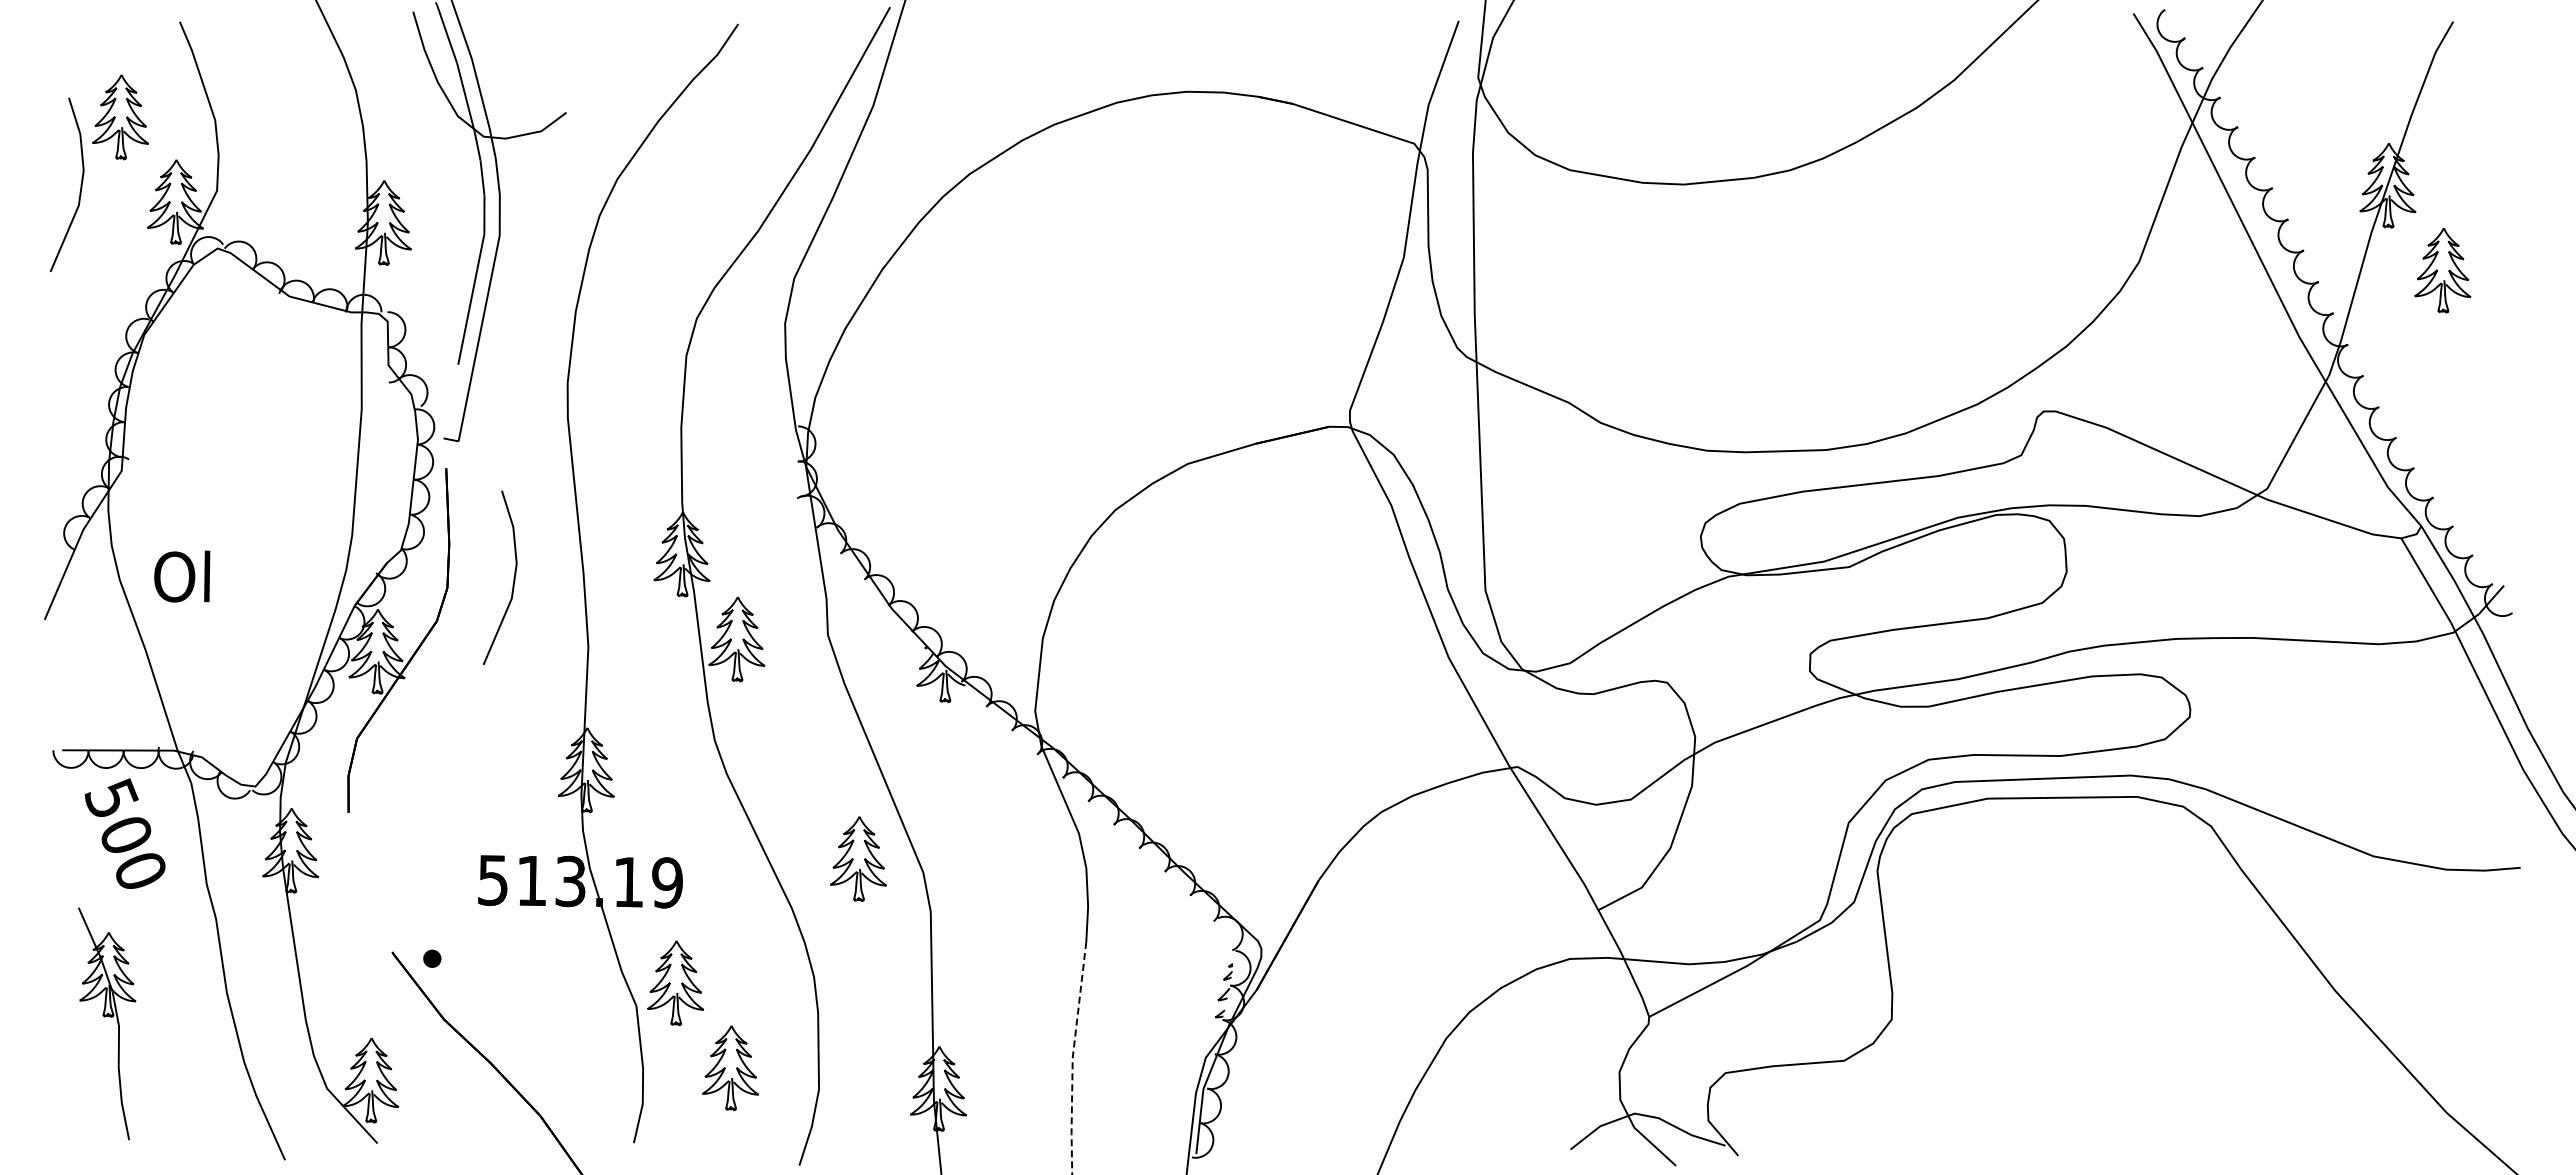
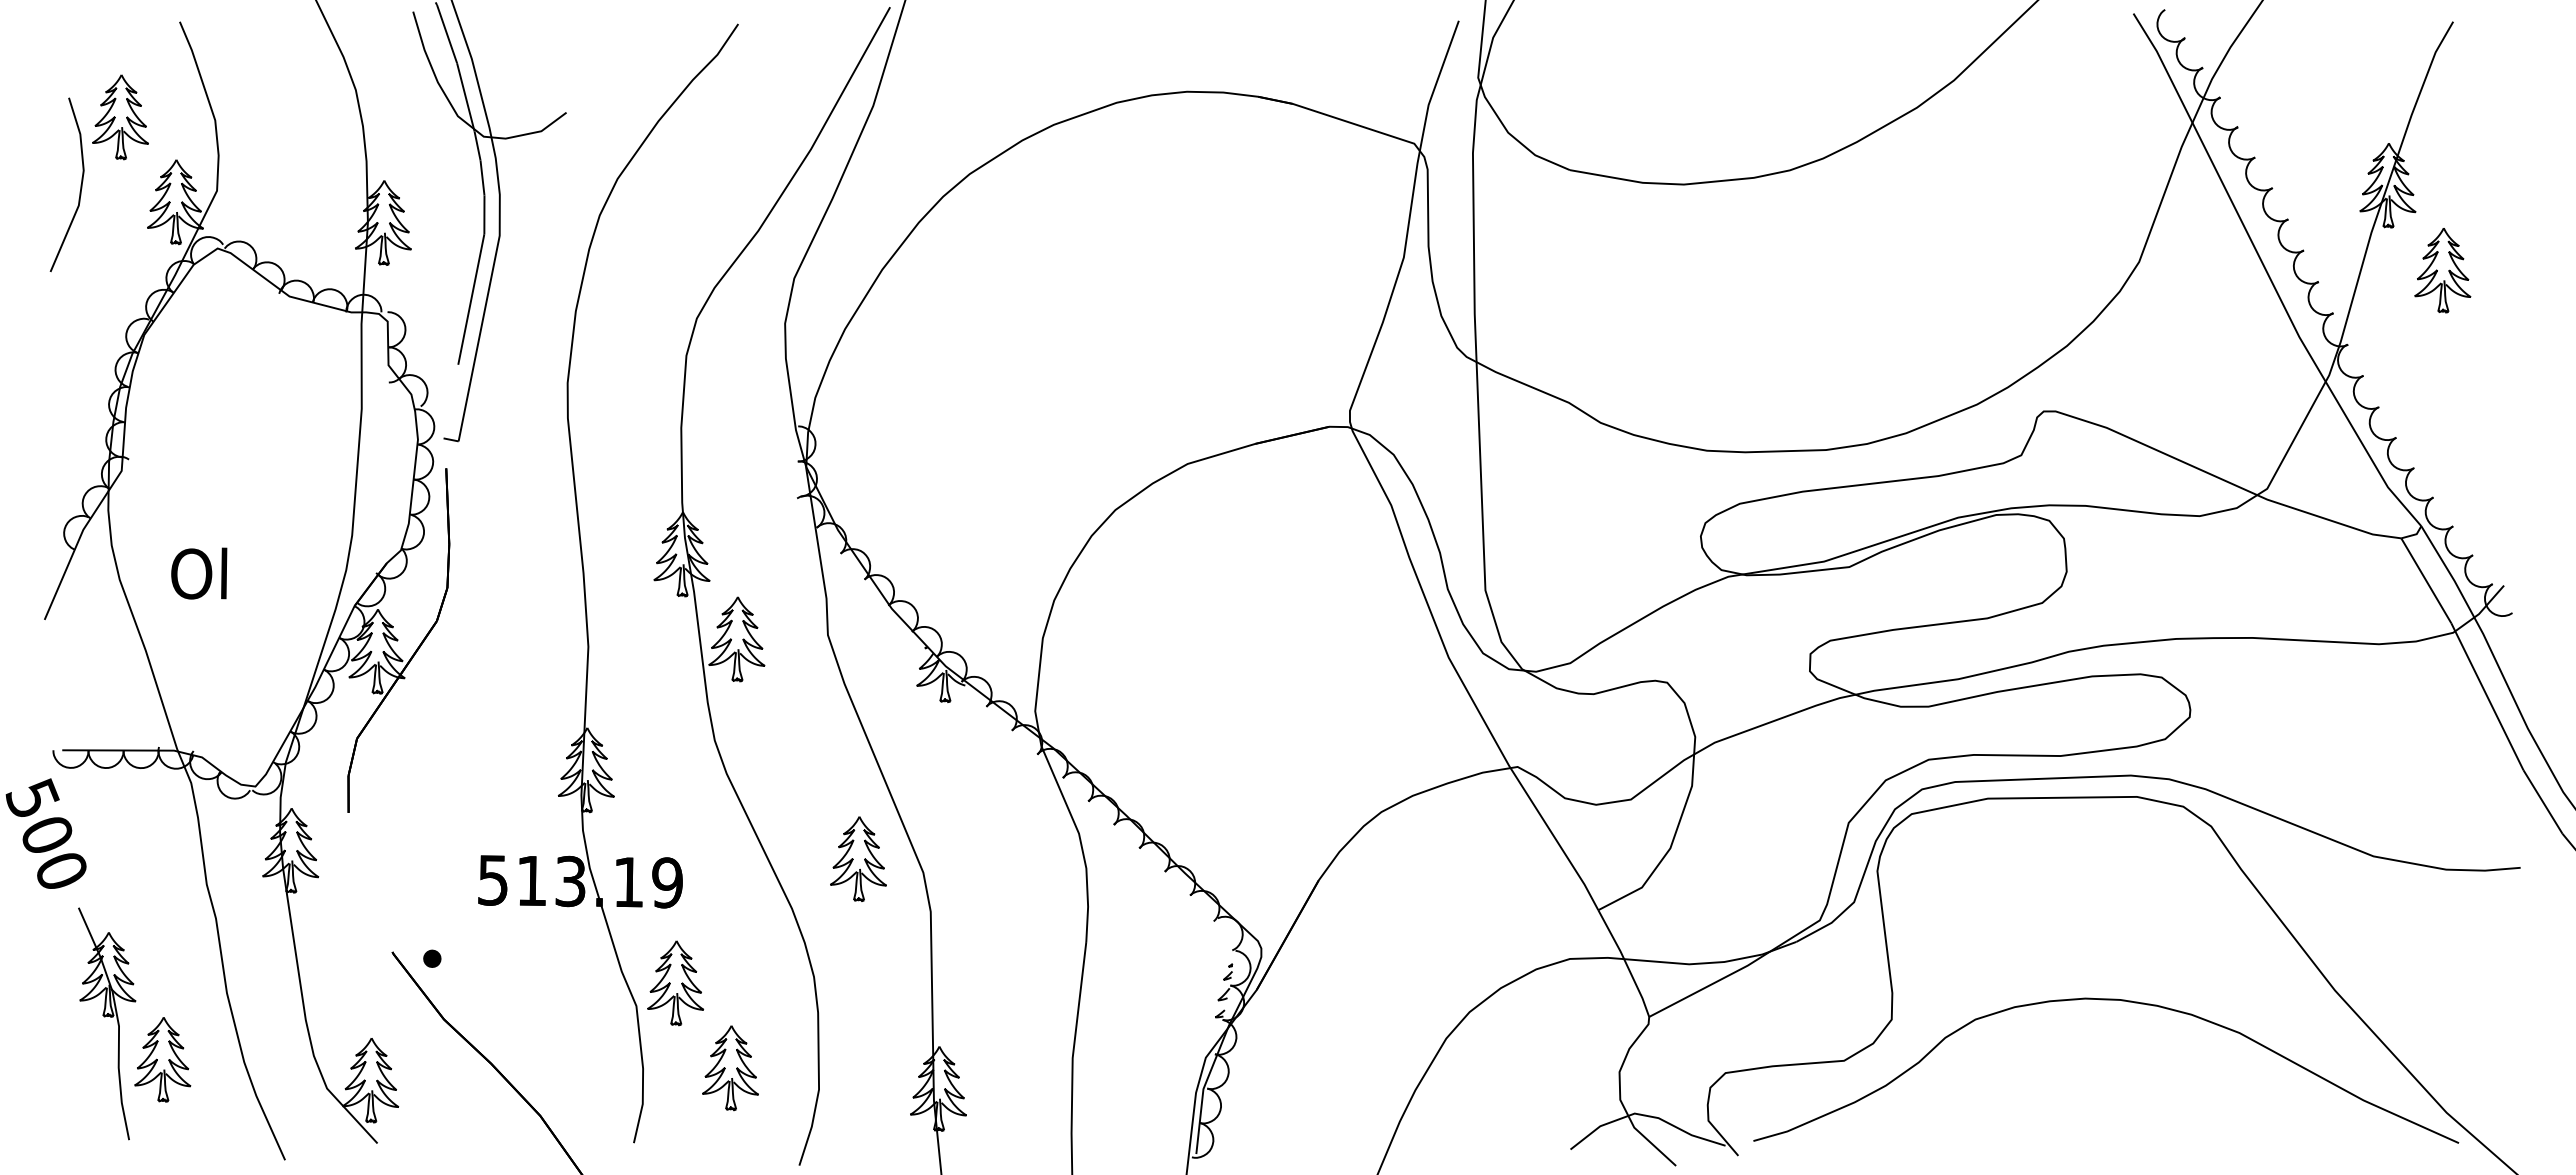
text position: (182, 576) -> (199, 573) (199, 573)
line: present -> none (513, 577)
text position: (124, 833) -> (45, 833) (45, 833)
curve: none -> present (2106, 1000)
line: dashed -> solid (1072, 1058)
part: none -> present (162, 1059)
